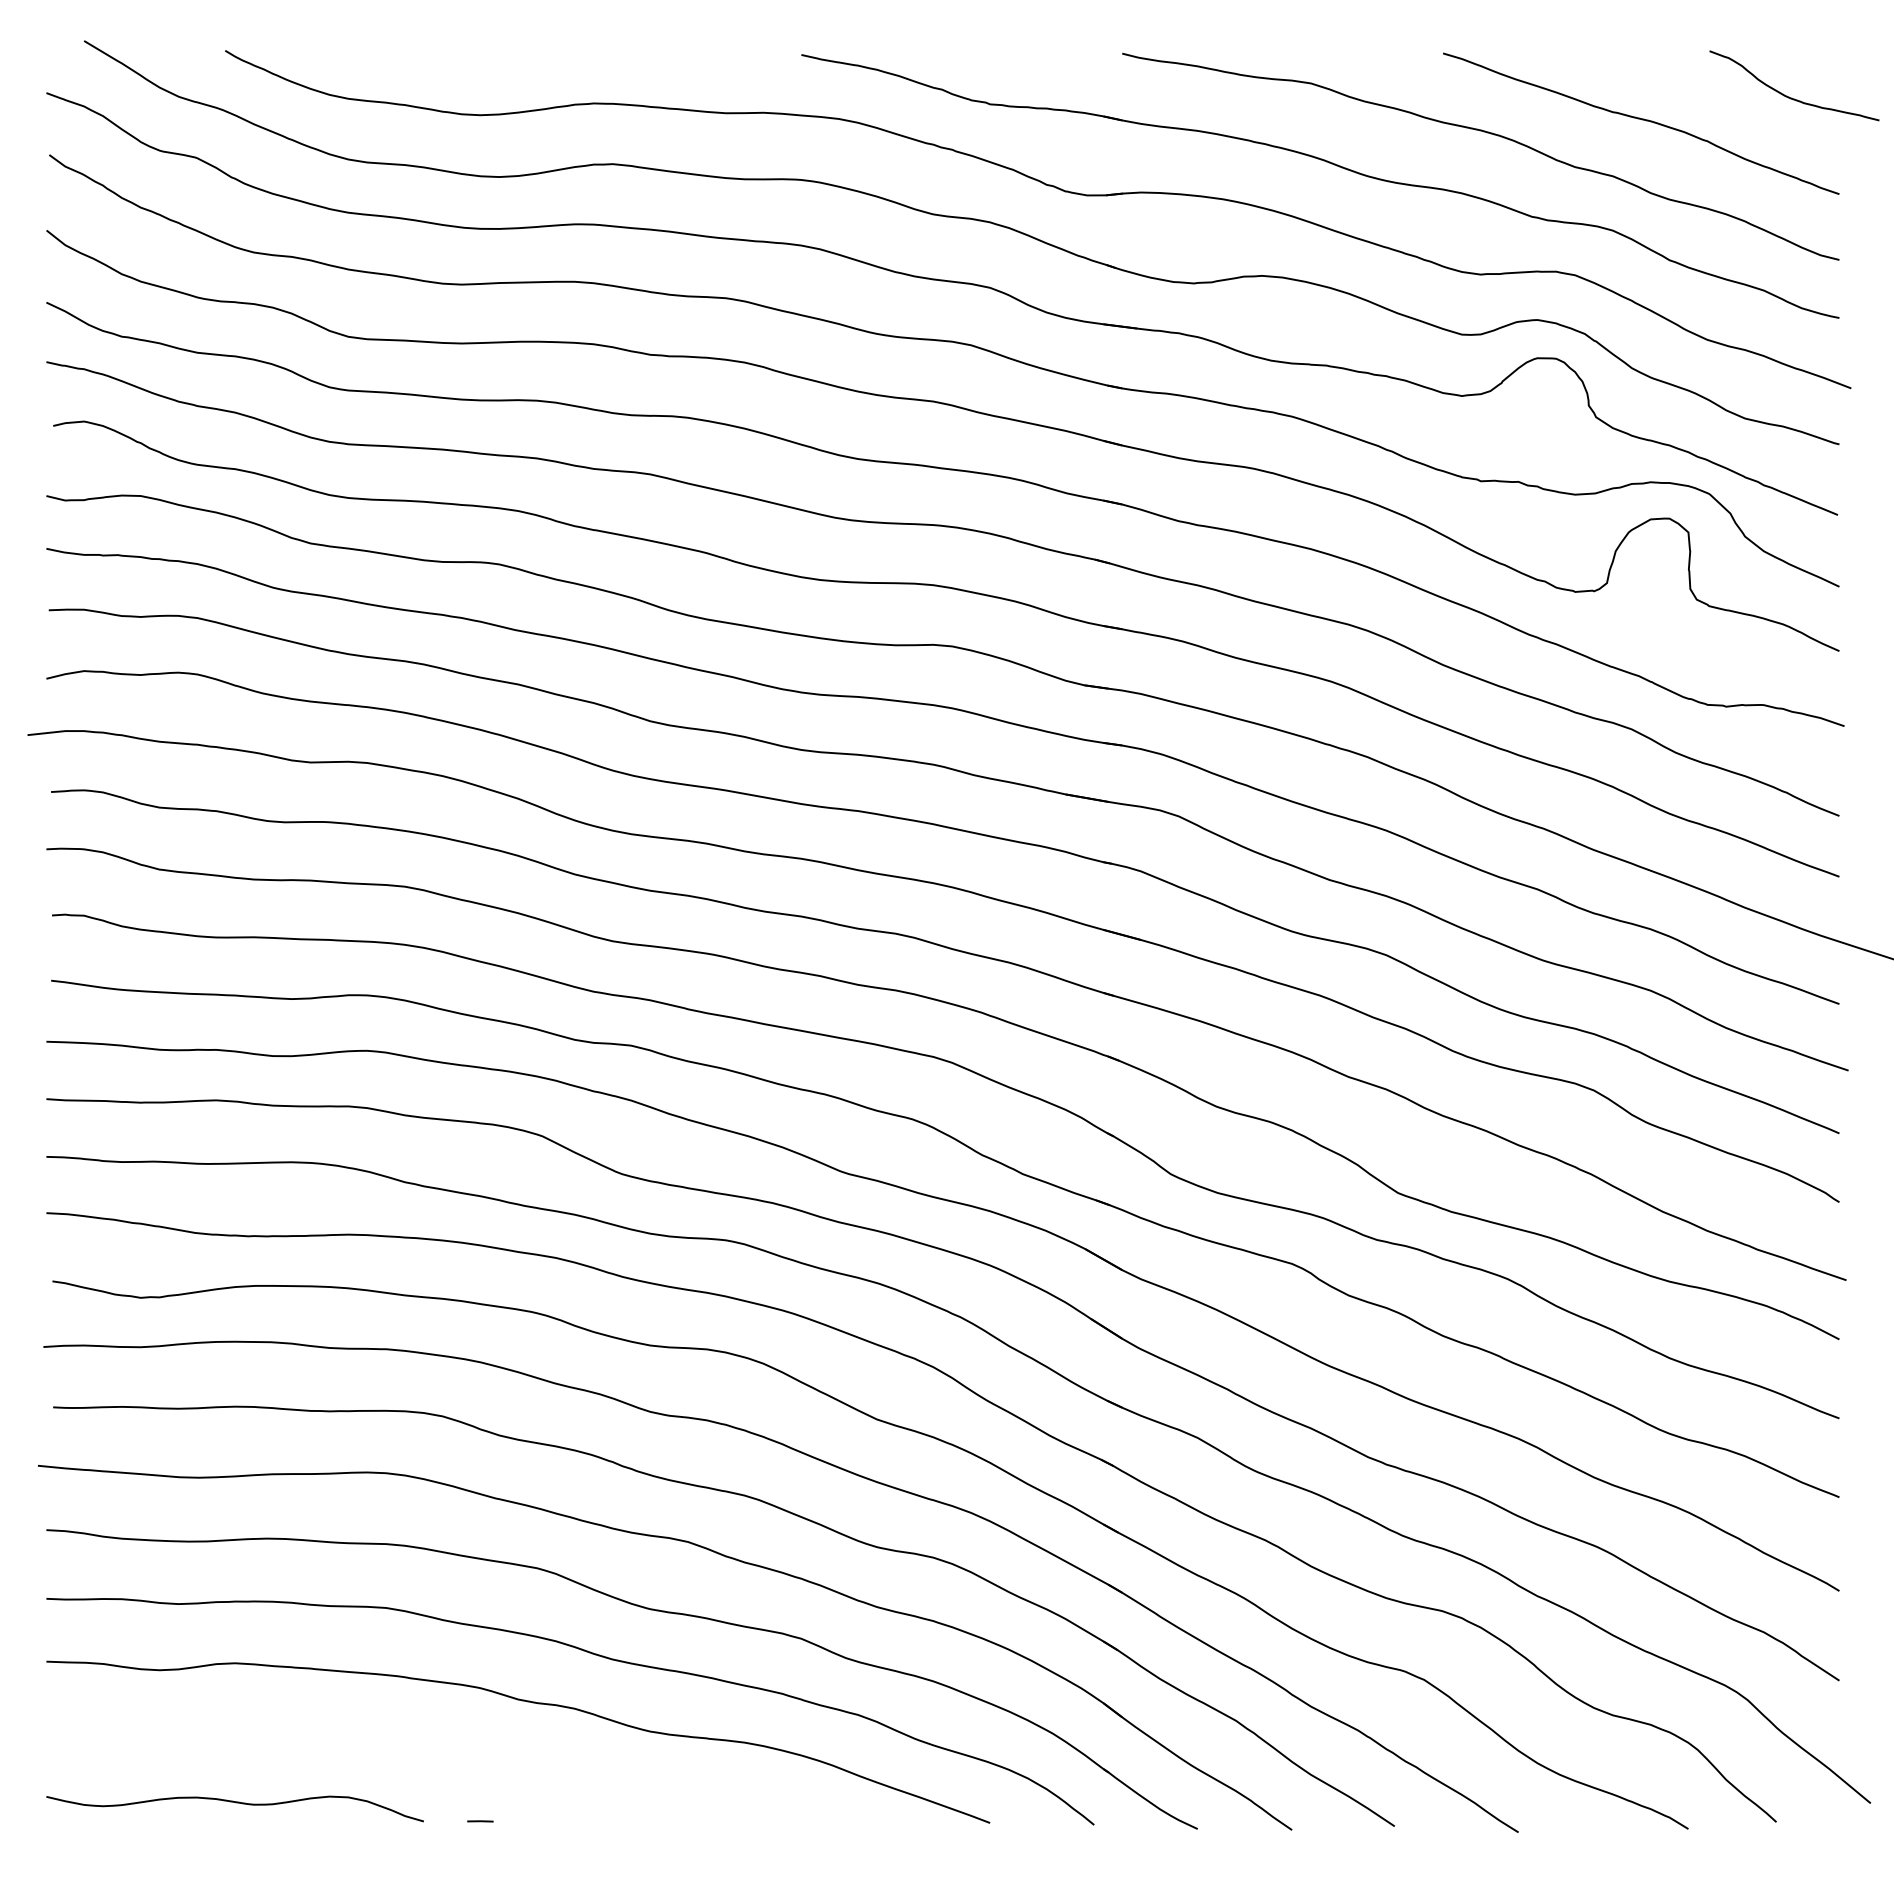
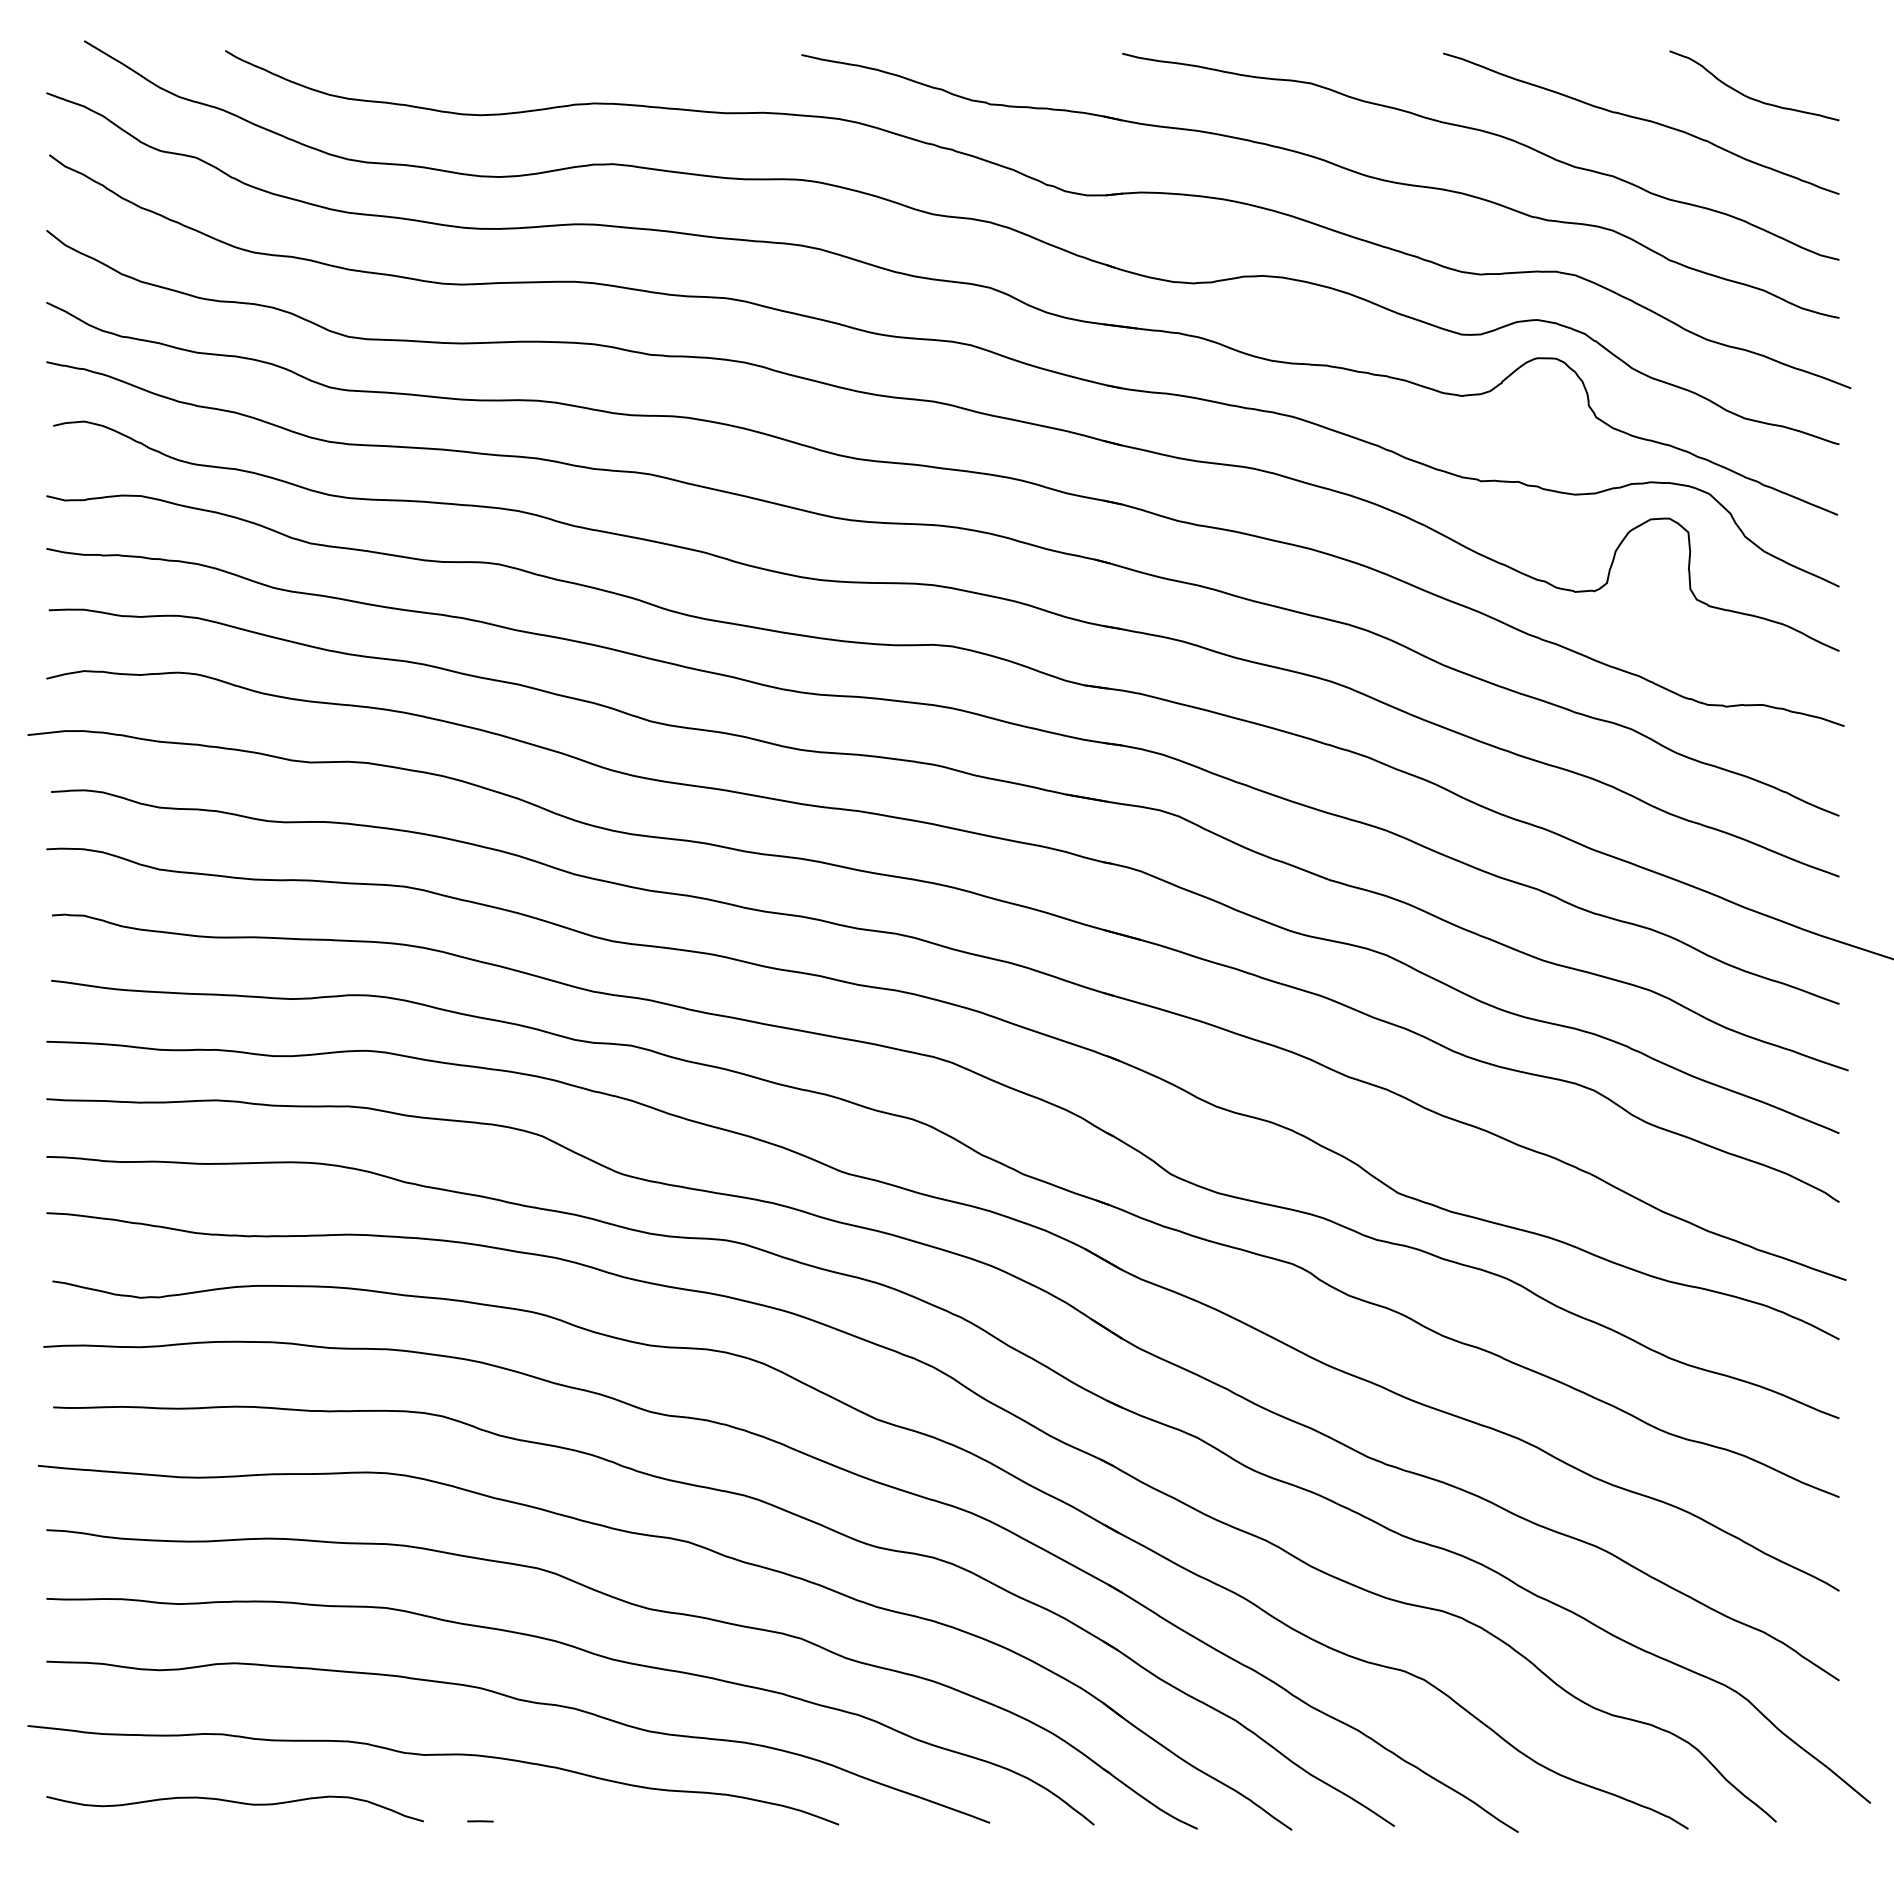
curve position: (1789, 96) -> (1749, 96) (1749, 96)
curve: none -> present (433, 1755)
